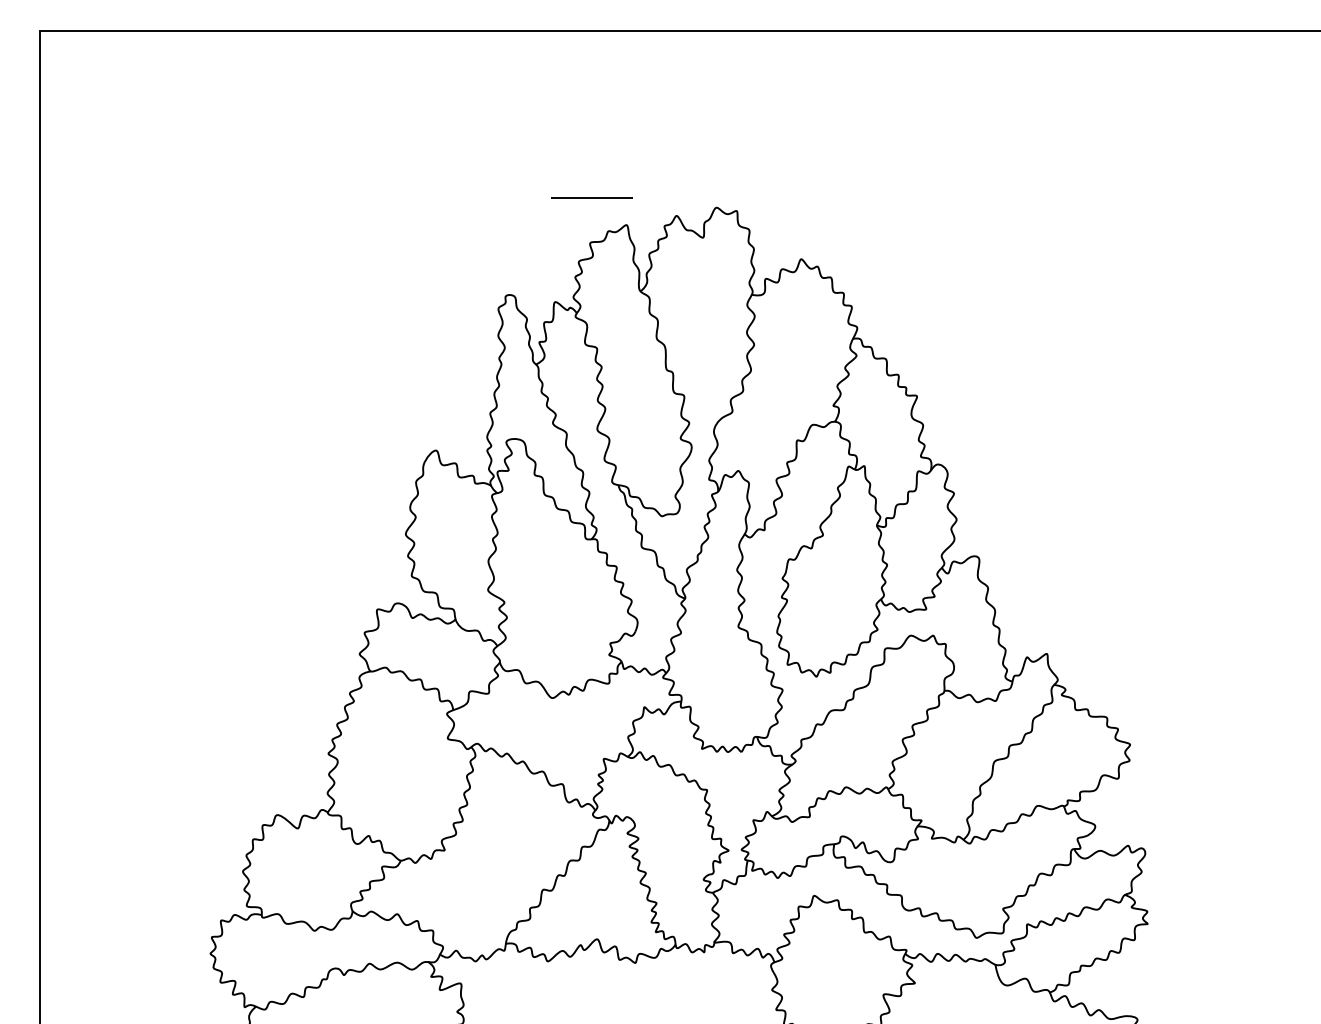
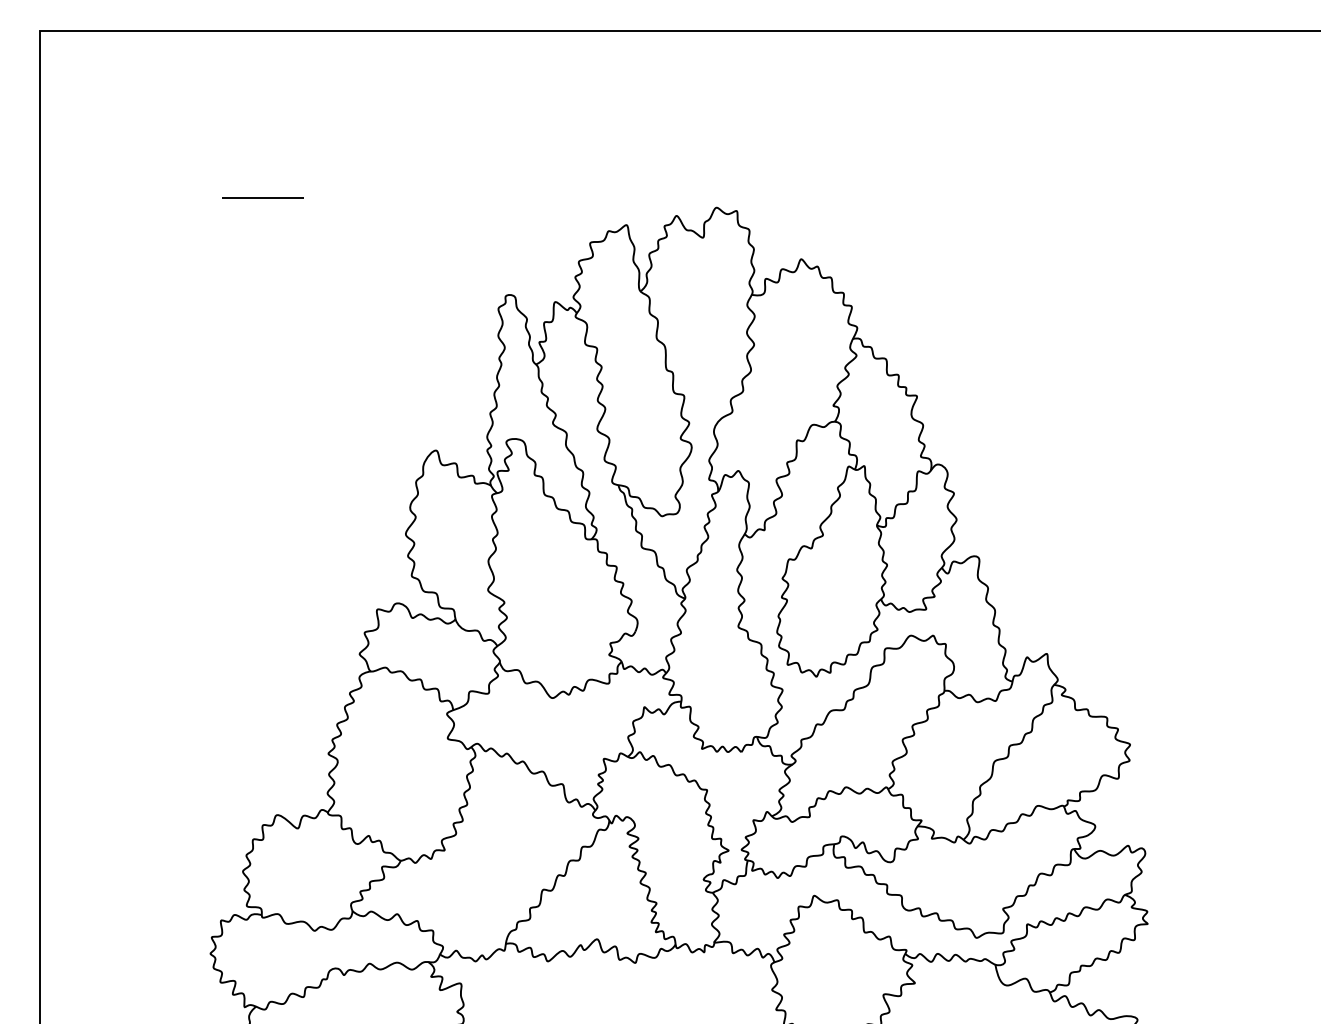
line position: (591, 197) -> (262, 197) (262, 197)
